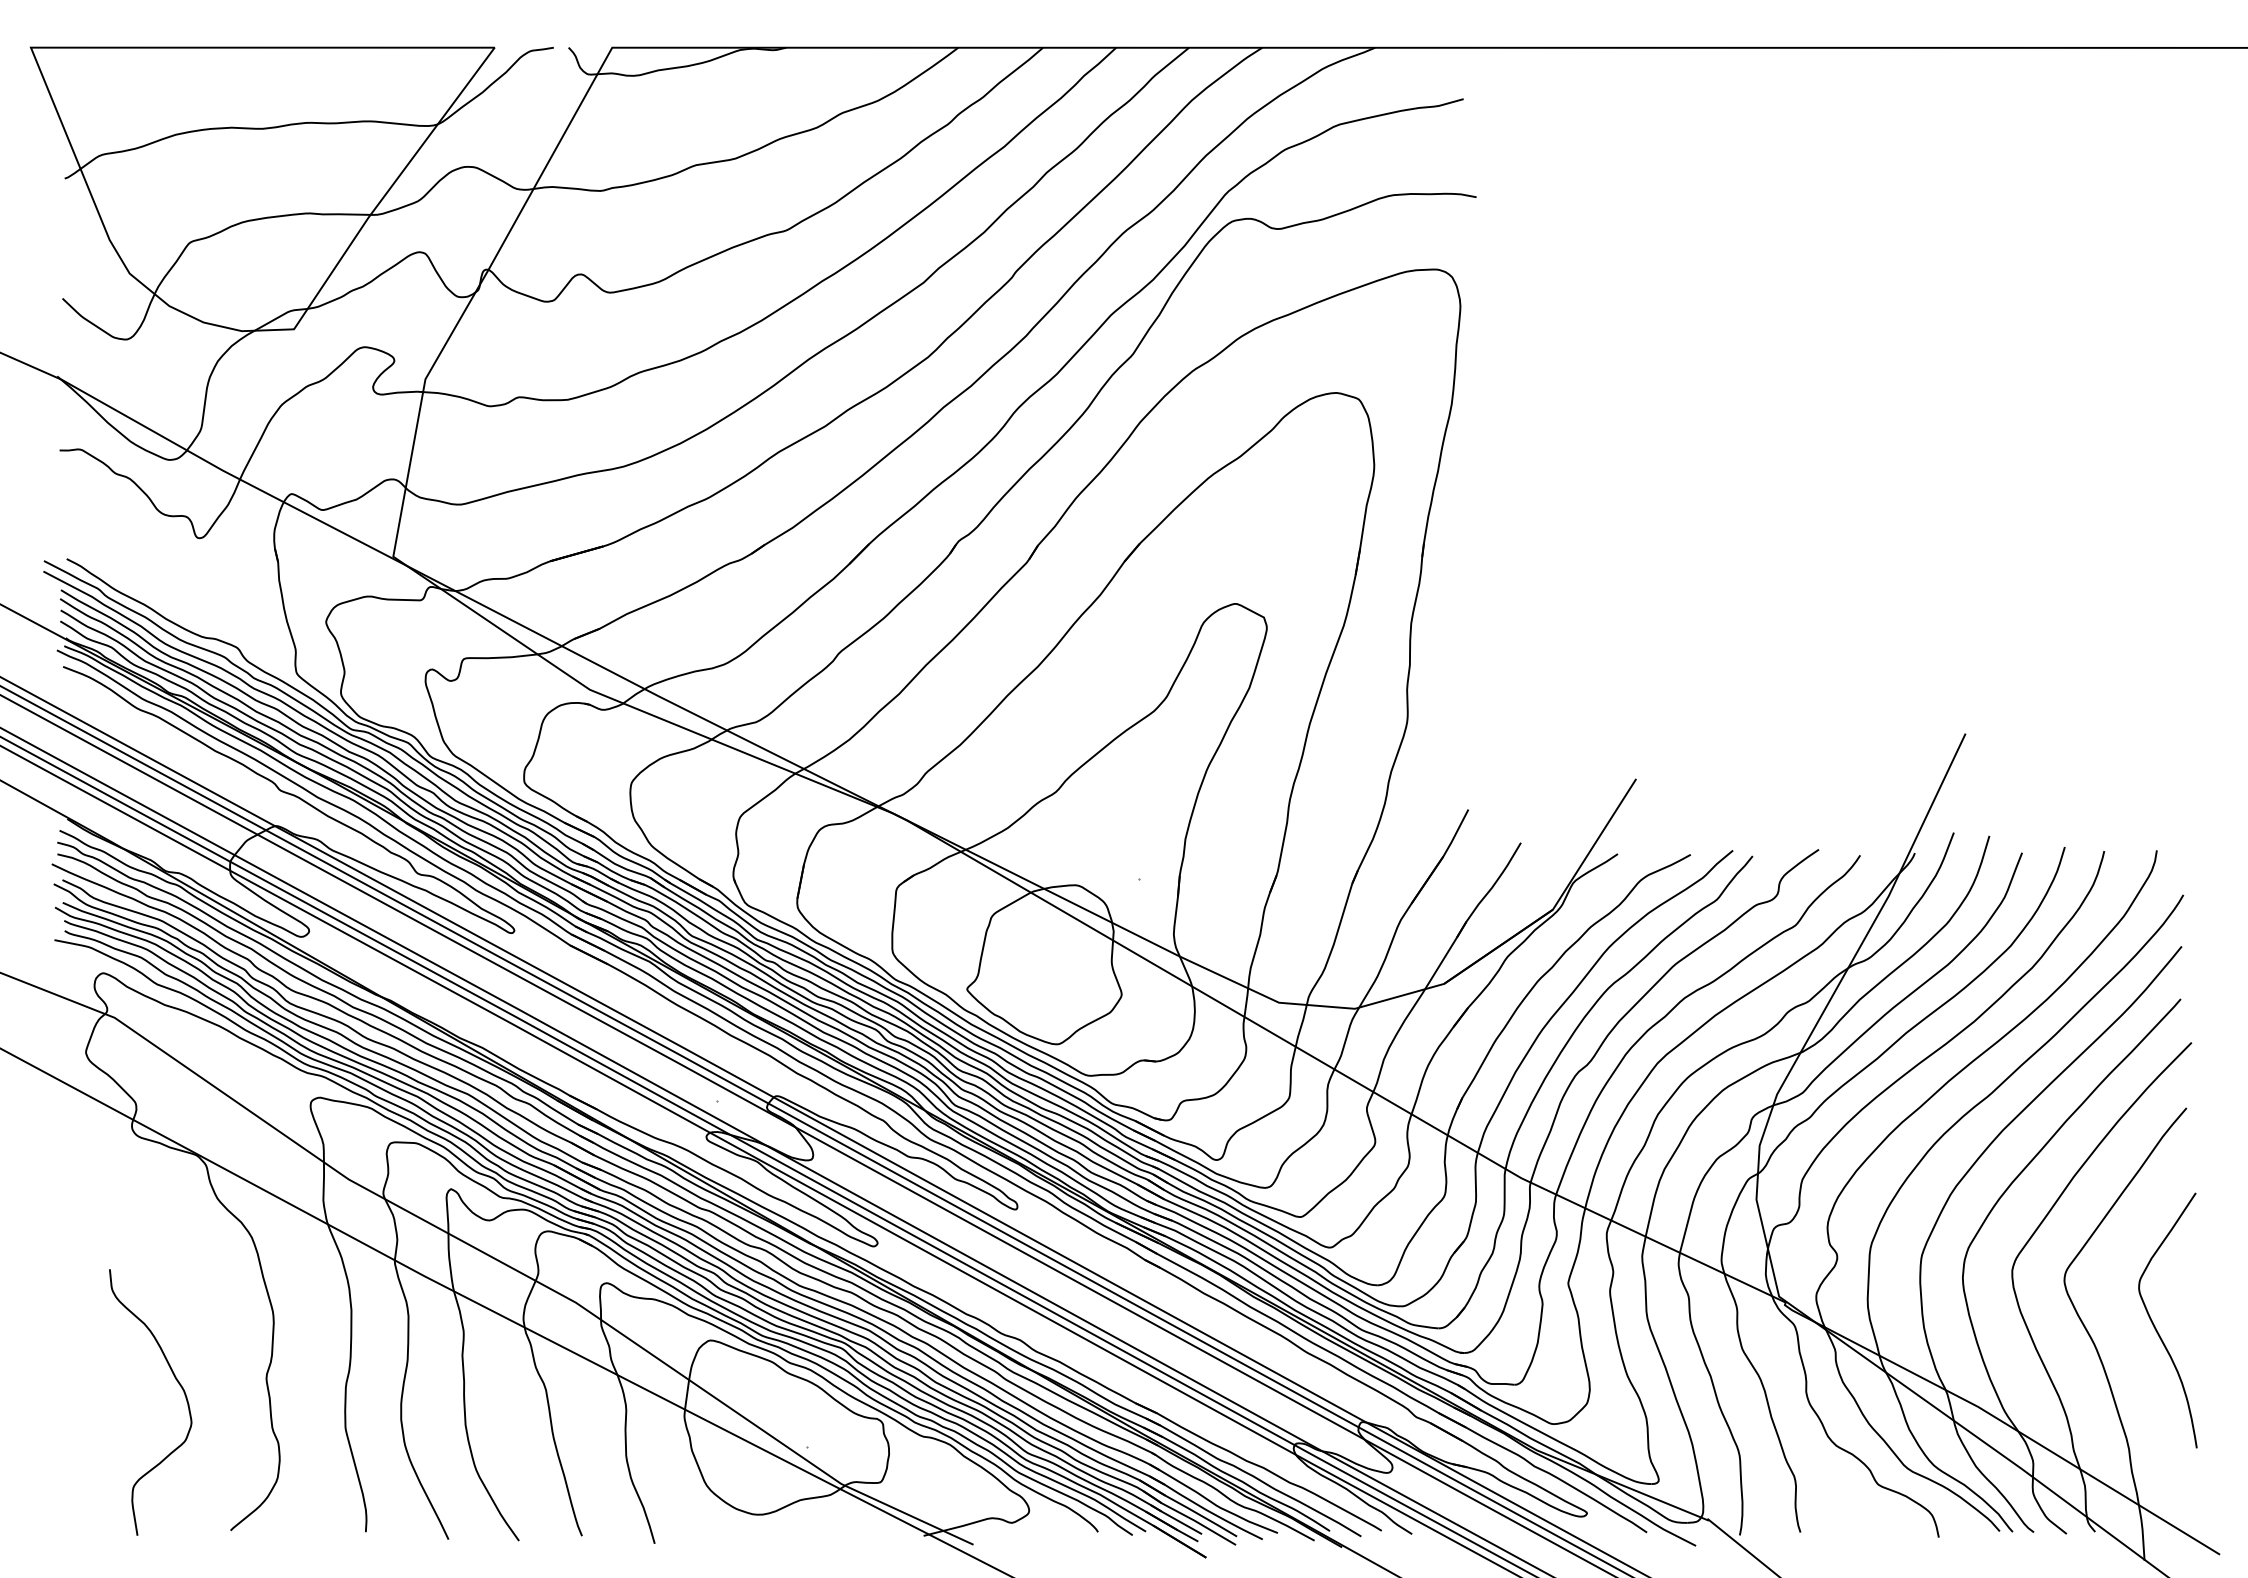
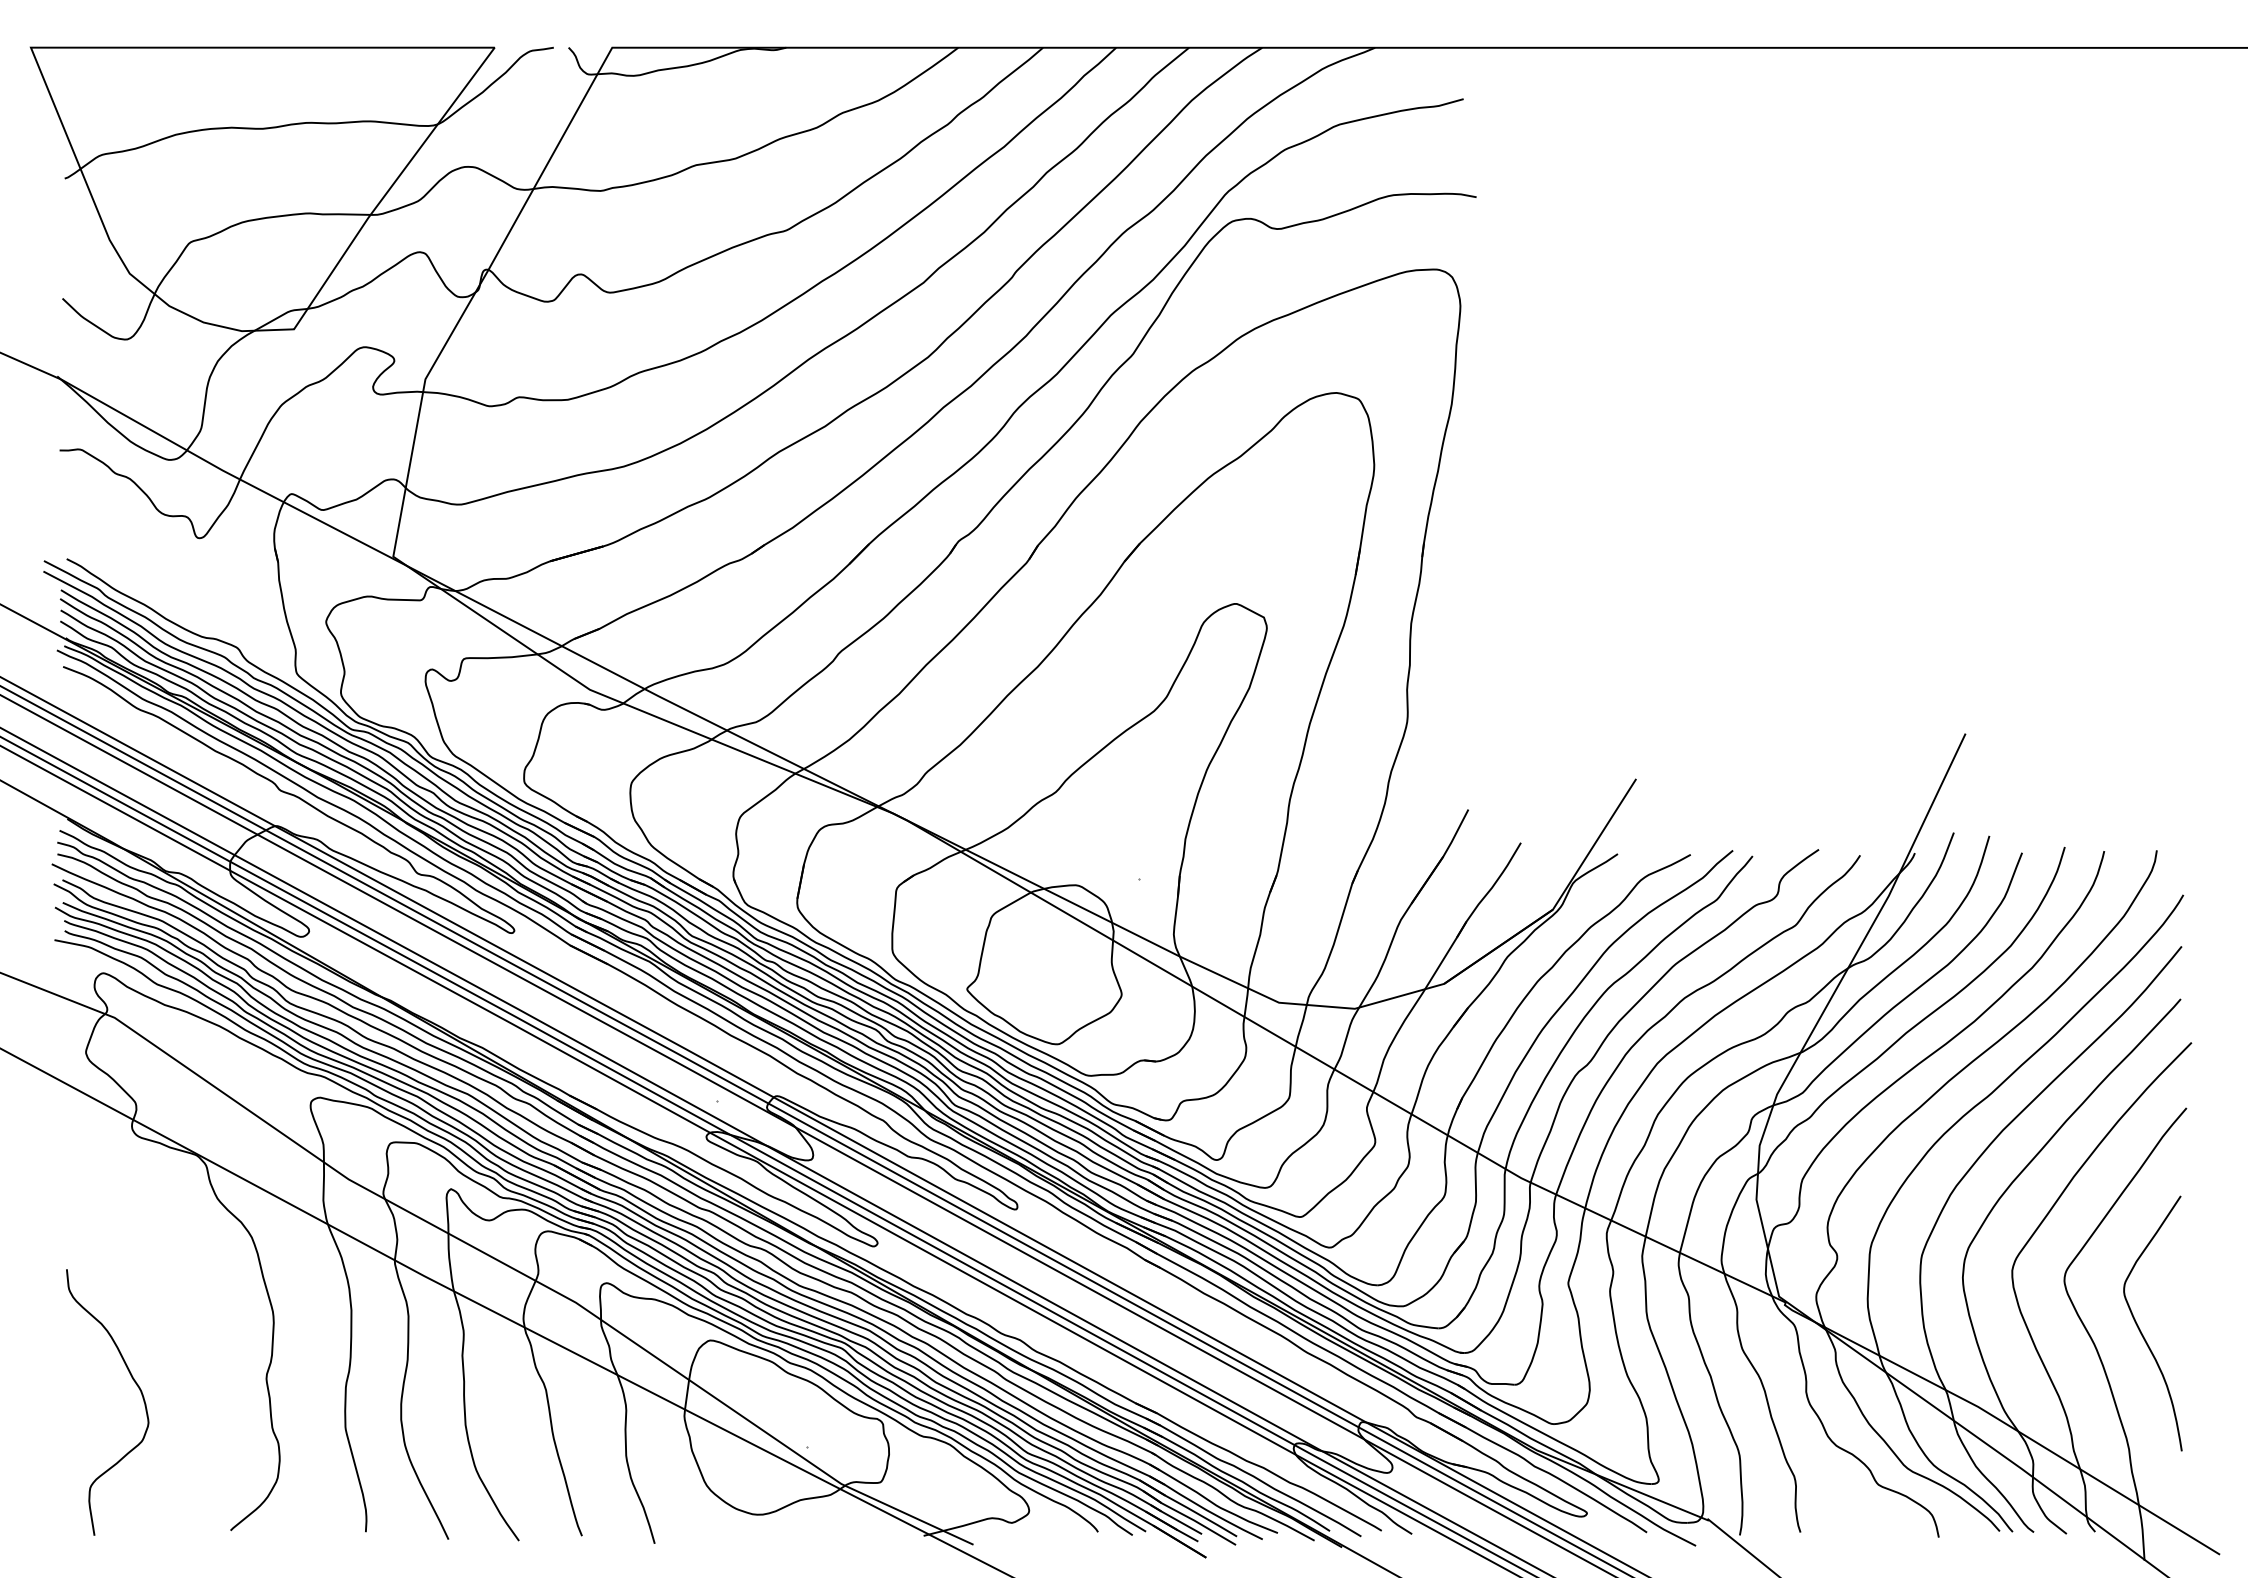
curve position: (2155, 1326) -> (2140, 1329) (2140, 1329)
curve position: (177, 1382) -> (134, 1382) (134, 1382)
